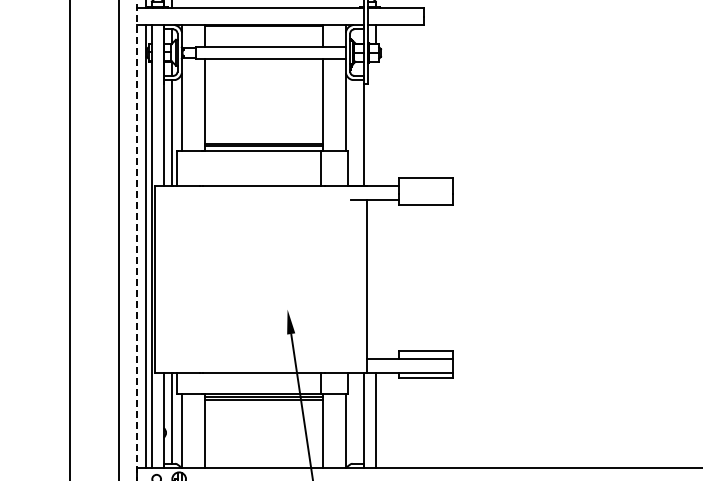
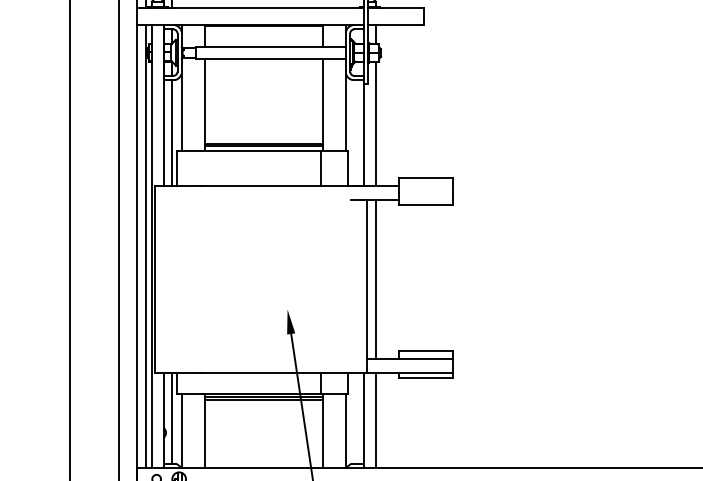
line: none -> present (375, 123)
line: dashed -> solid (136, 241)
line: none -> present (375, 279)
